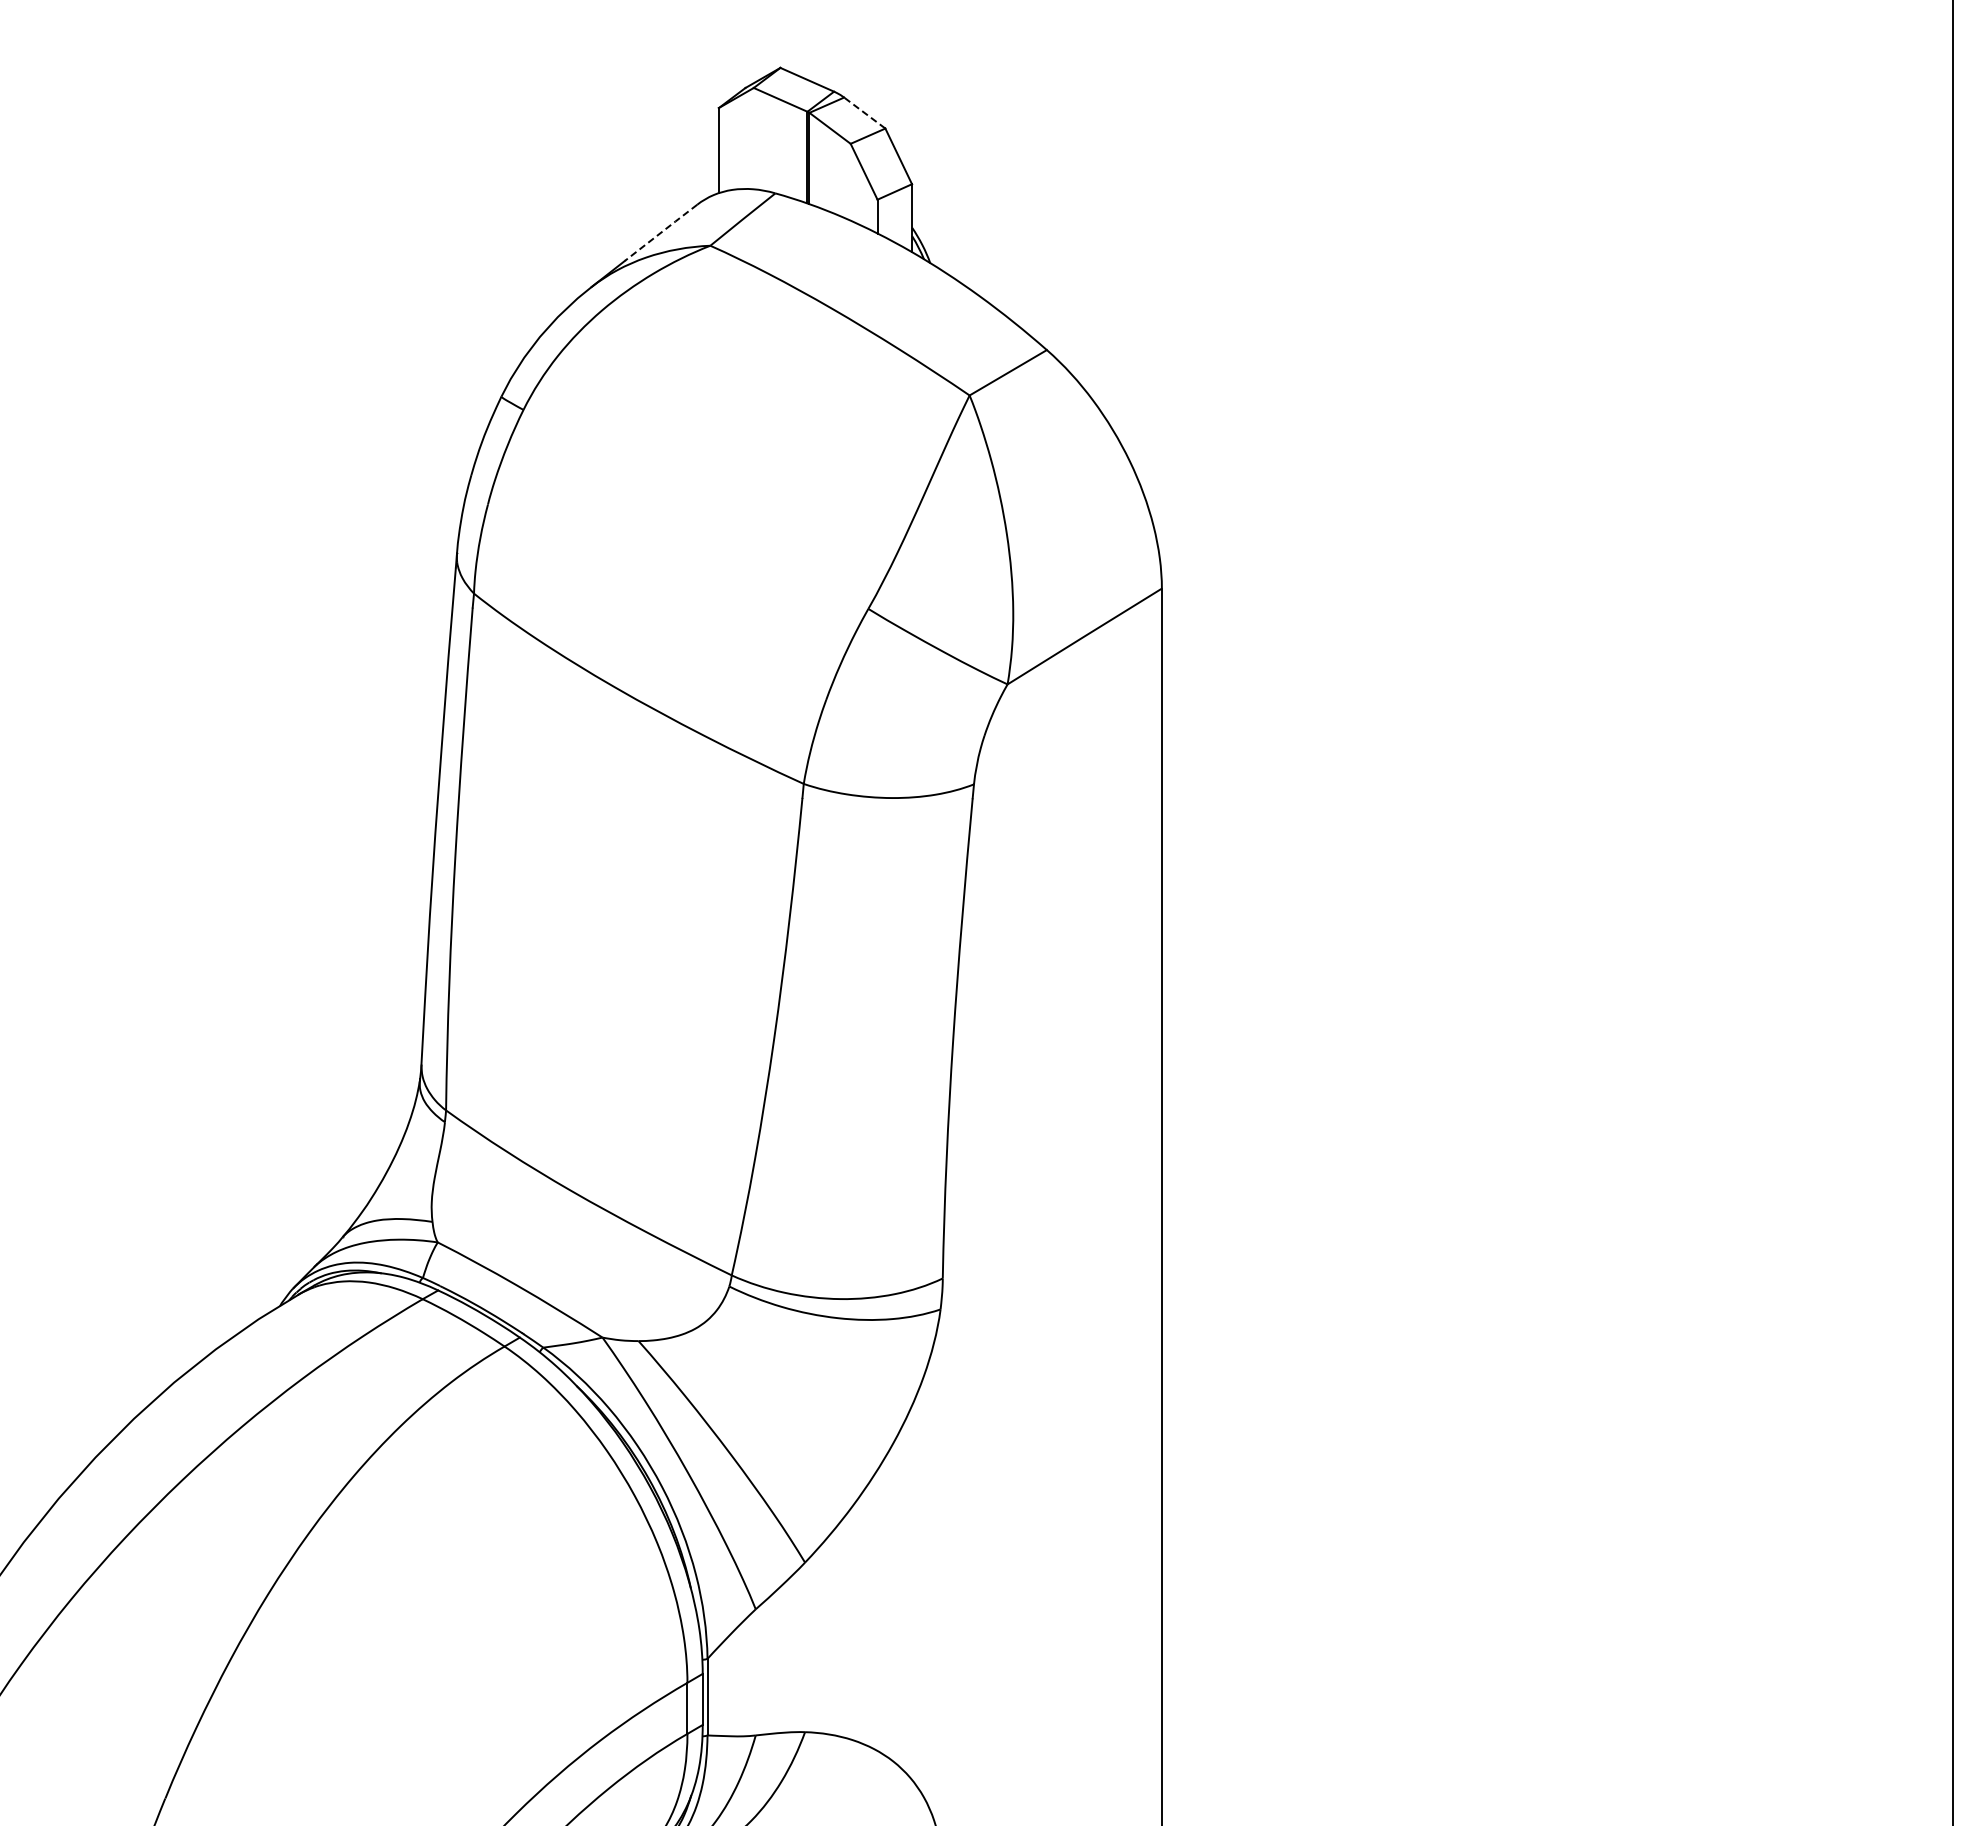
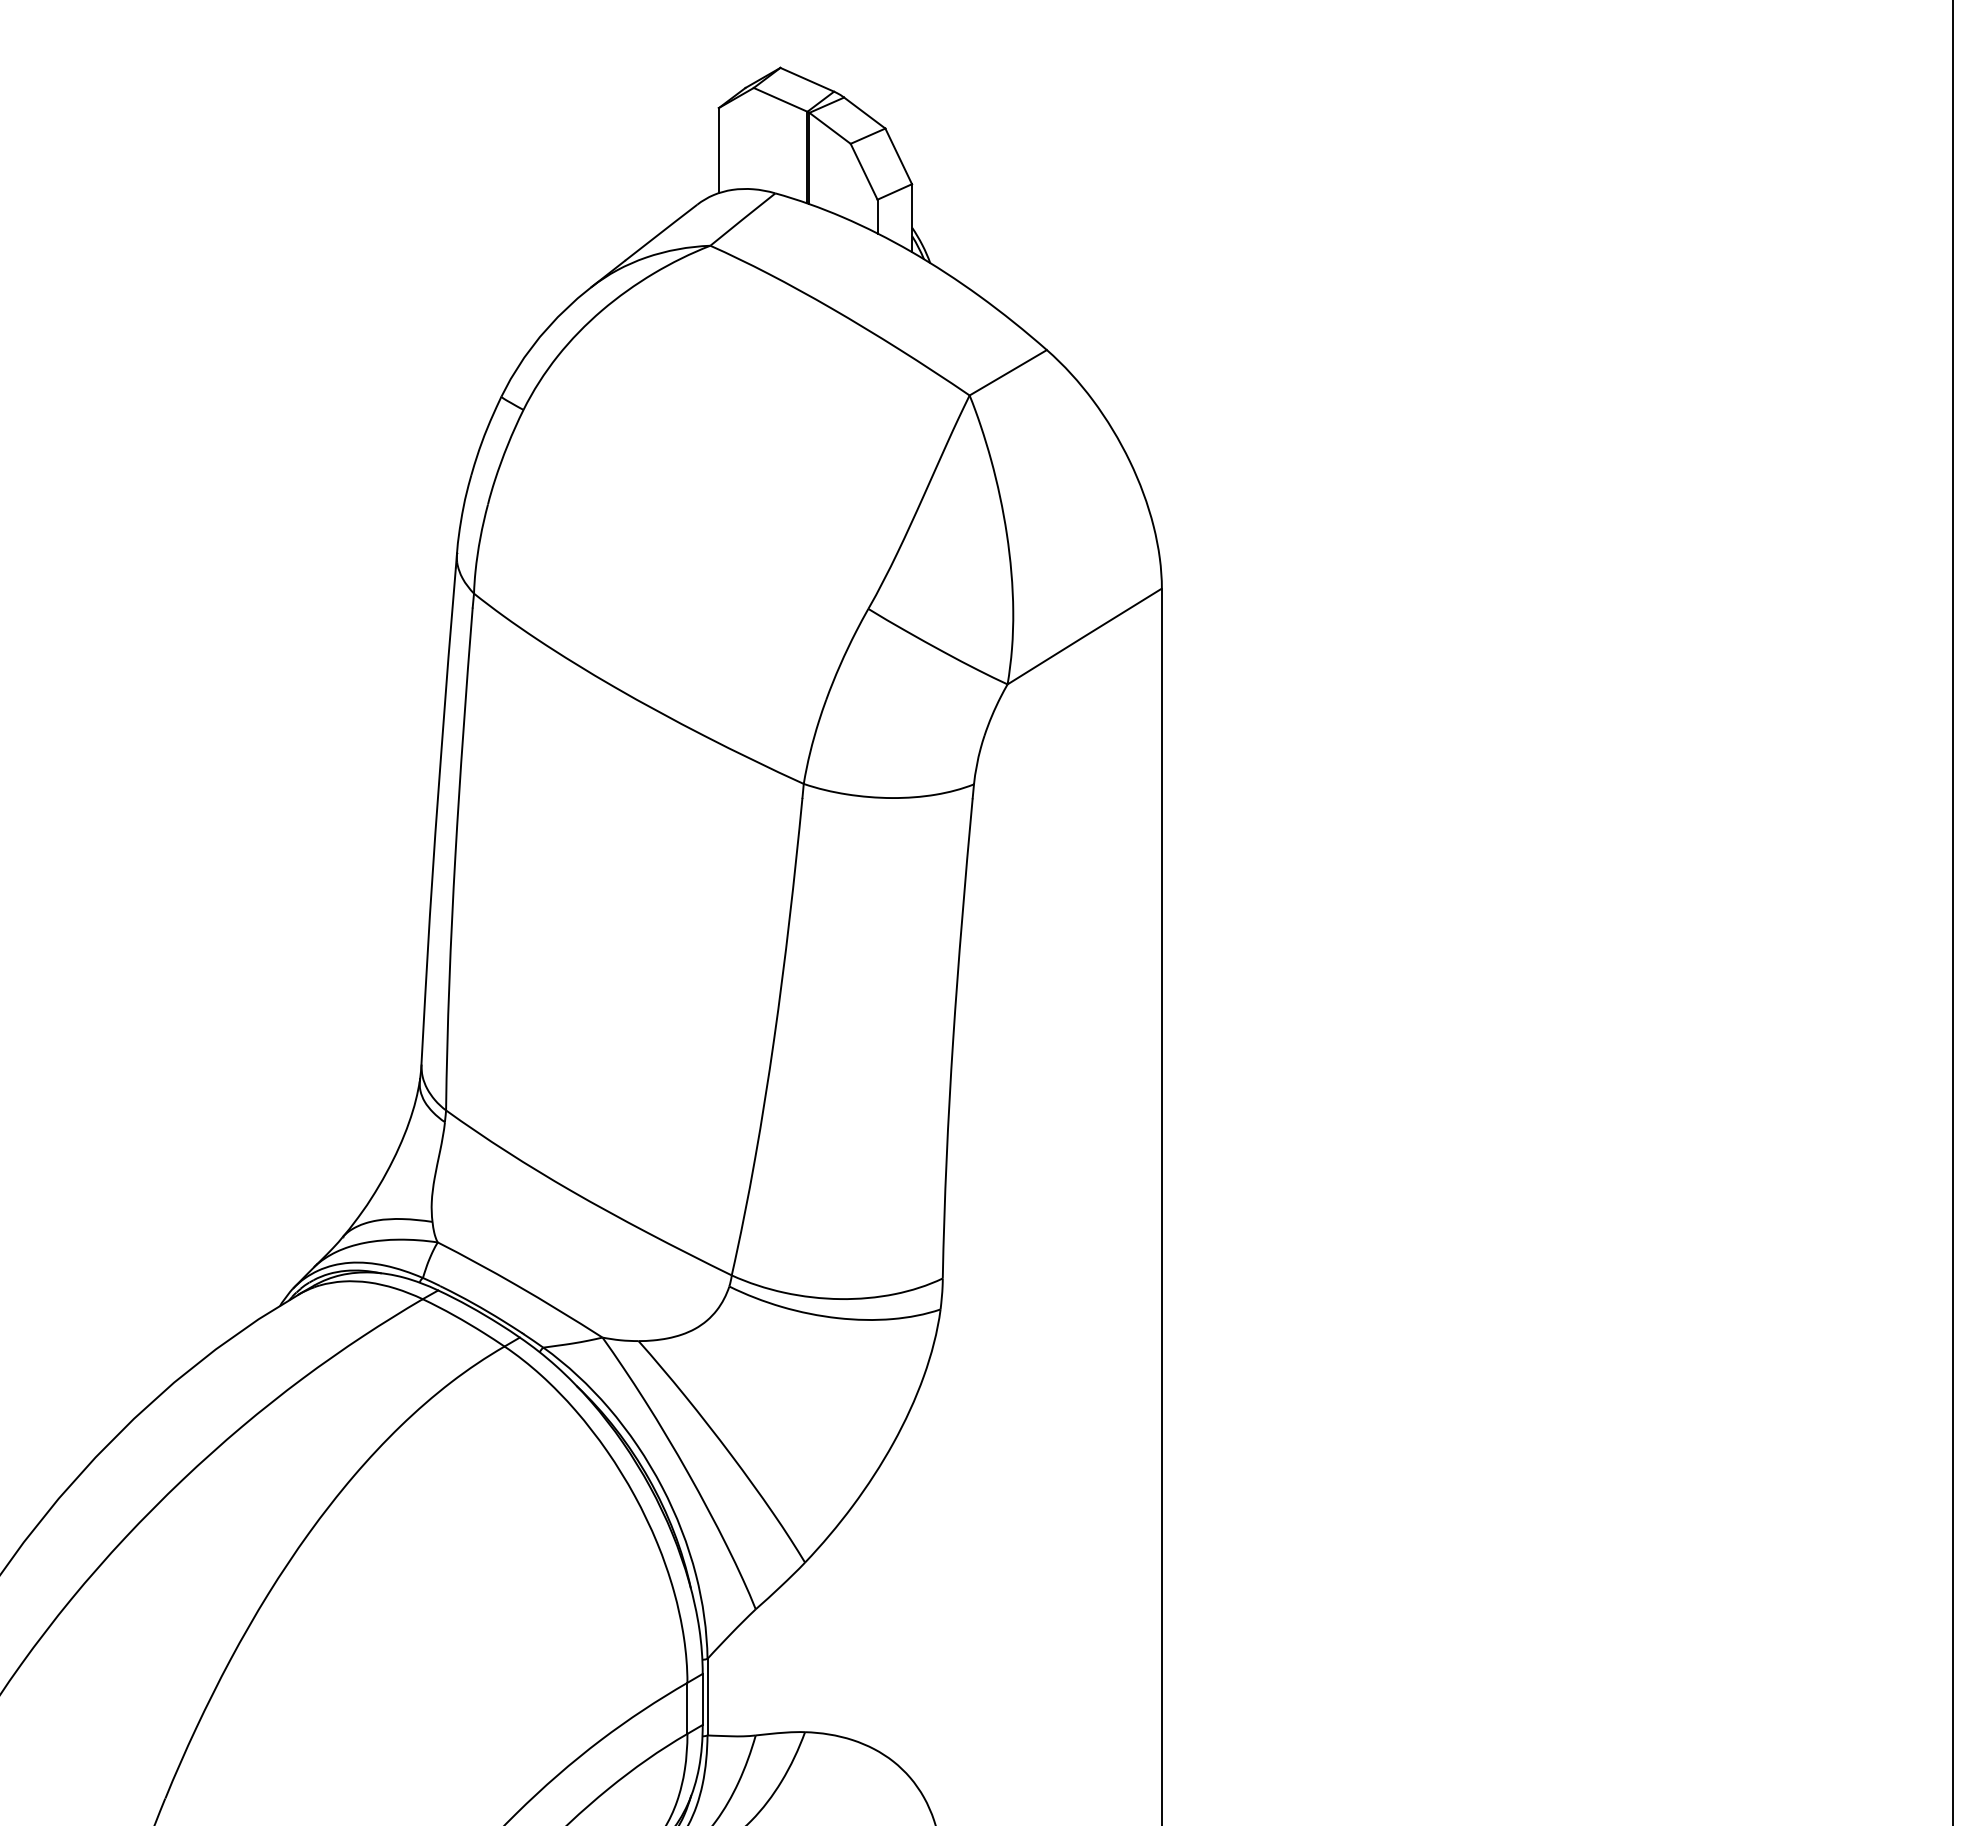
line: dashed -> solid (864, 113)
line: dashed -> solid (661, 232)
